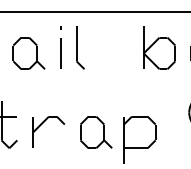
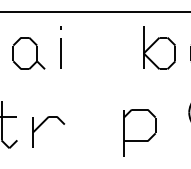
part: present -> none (80, 47)
part: present -> none (96, 132)
part position: (139, 139) -> (139, 132) (139, 132)
